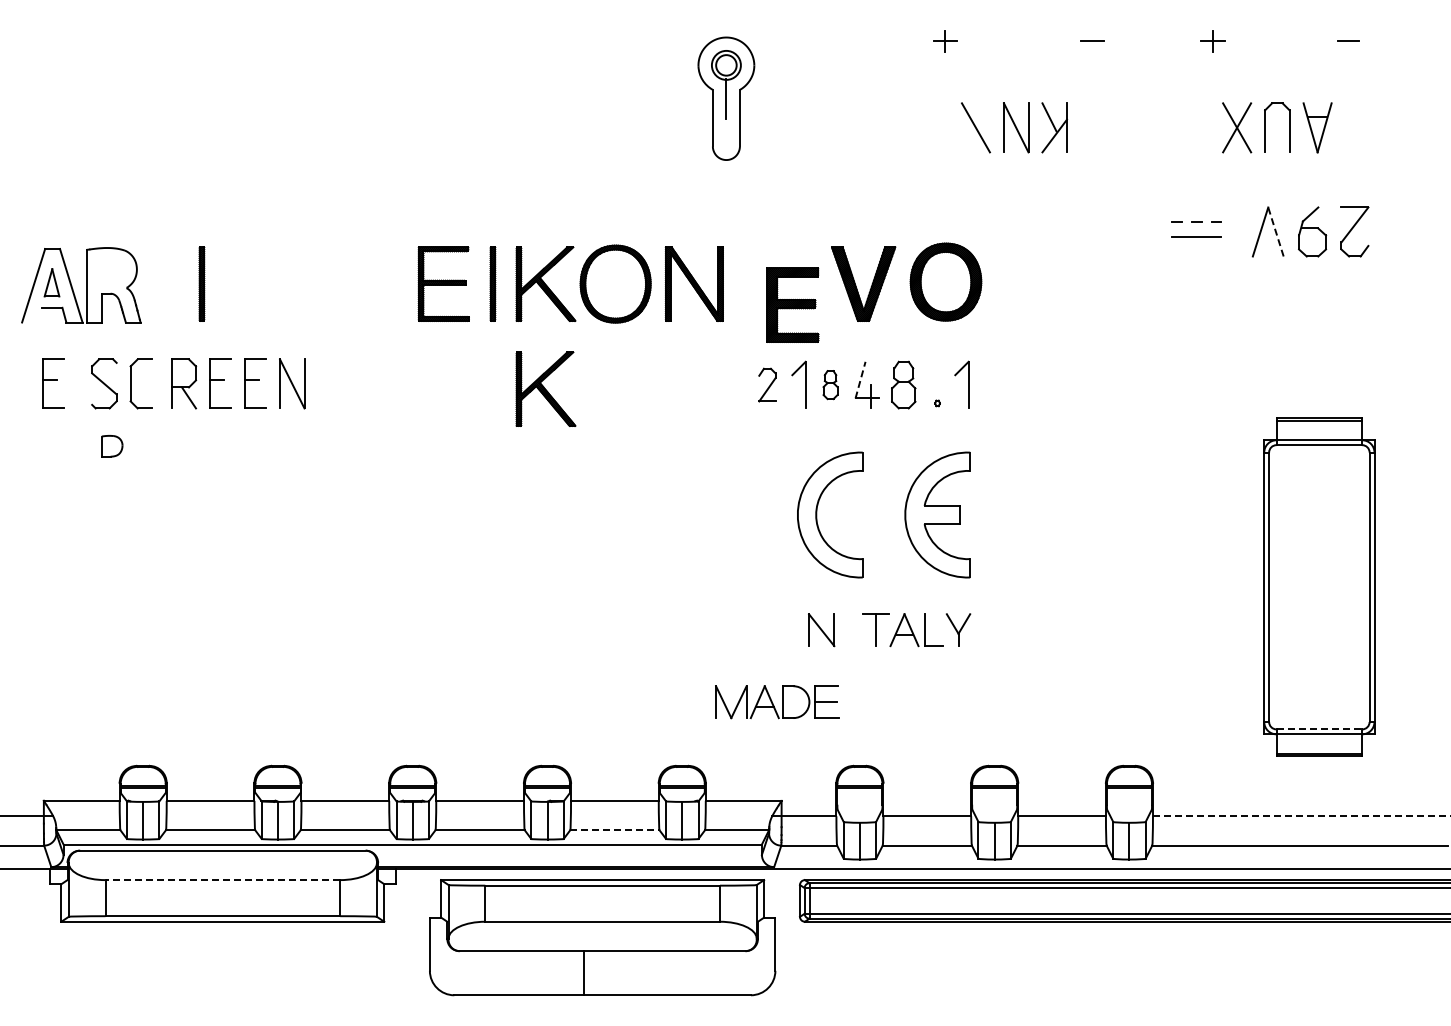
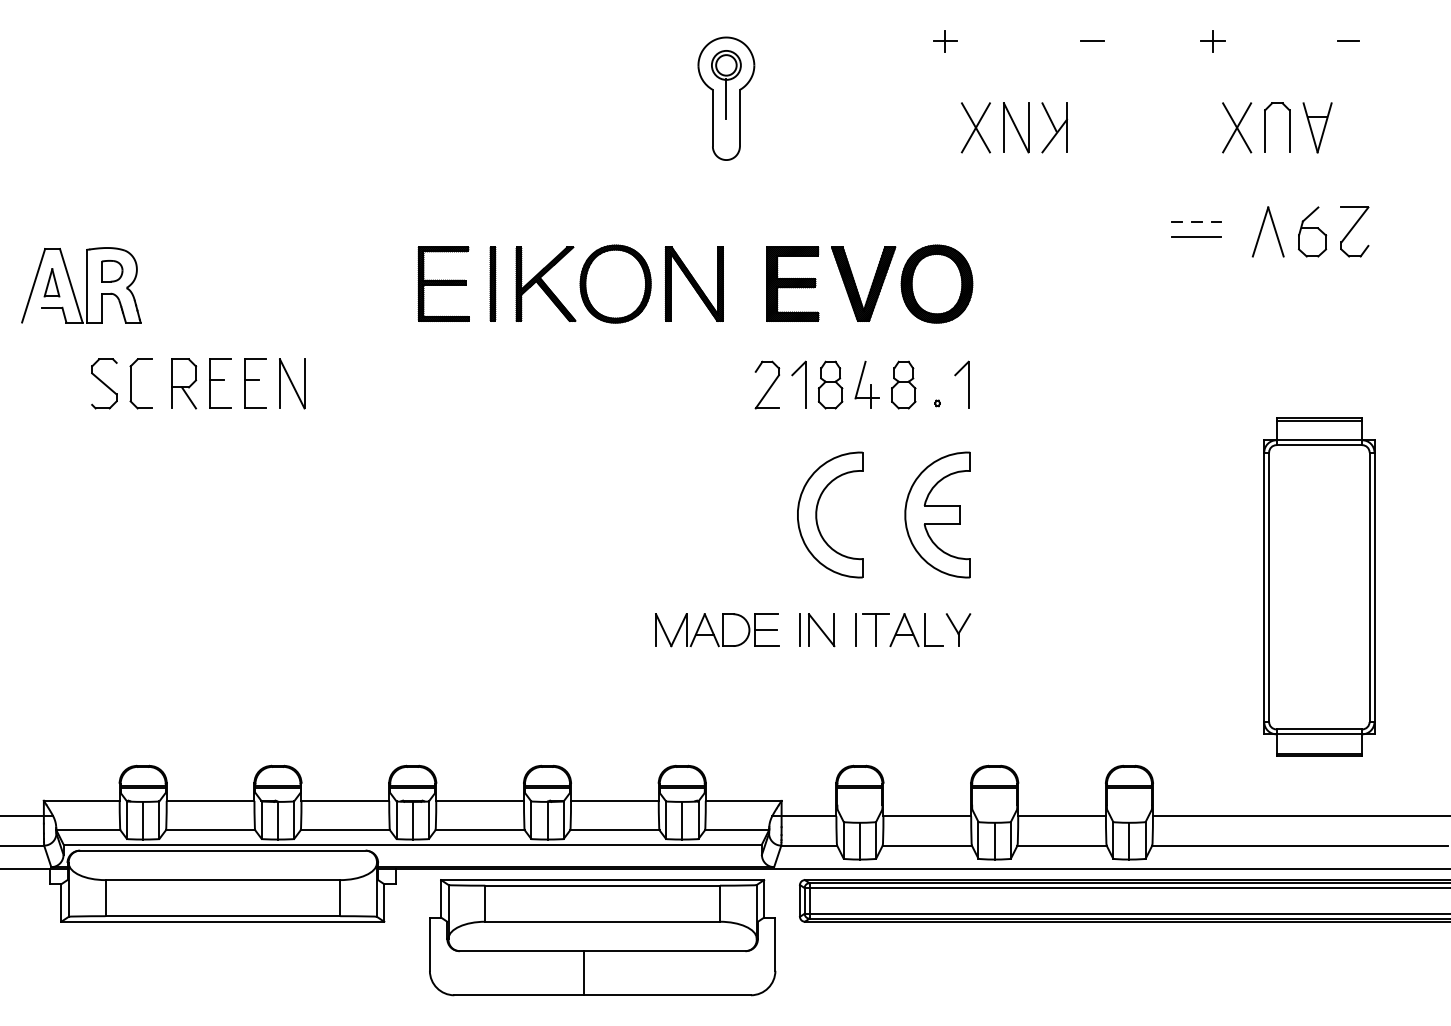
line: none -> present (975, 127)
line: dashed -> solid (1275, 231)
part position: (945, 281) -> (936, 283) (936, 283)
part: present -> none (201, 283)
part position: (792, 304) -> (792, 283) (792, 283)
line: dashed -> solid (860, 380)
part: present -> none (53, 383)
part size: 19x36 px -> 27x50 px (767, 384)
part size: 17x31 px -> 27x50 px (830, 384)
part: present -> none (545, 388)
part position: (112, 446) -> (112, 271) (112, 271)
line: none -> present (799, 630)
line: none -> present (856, 630)
part position: (777, 702) -> (717, 630) (717, 630)
line: dashed -> solid (1319, 729)
line: dashed -> solid (1301, 816)
line: dashed -> solid (614, 830)
line: dashed -> solid (222, 880)
